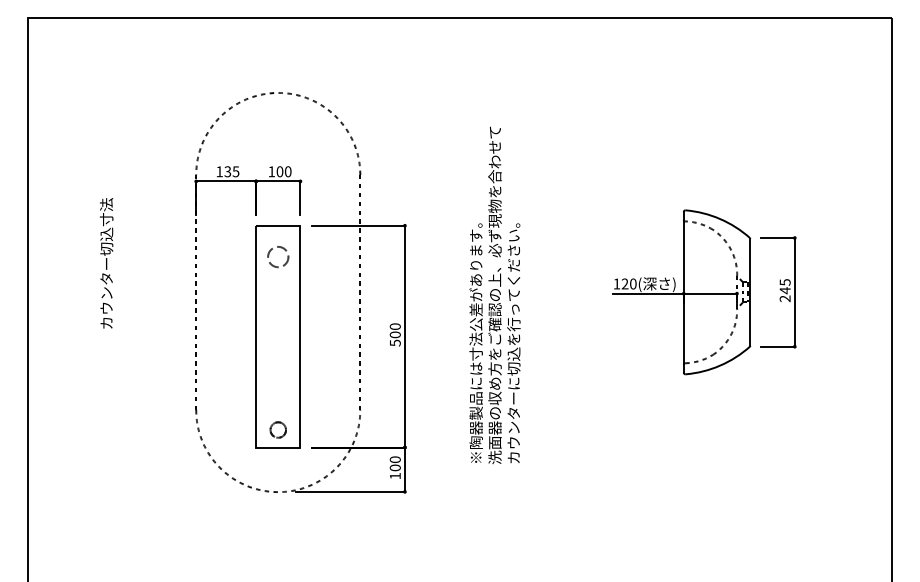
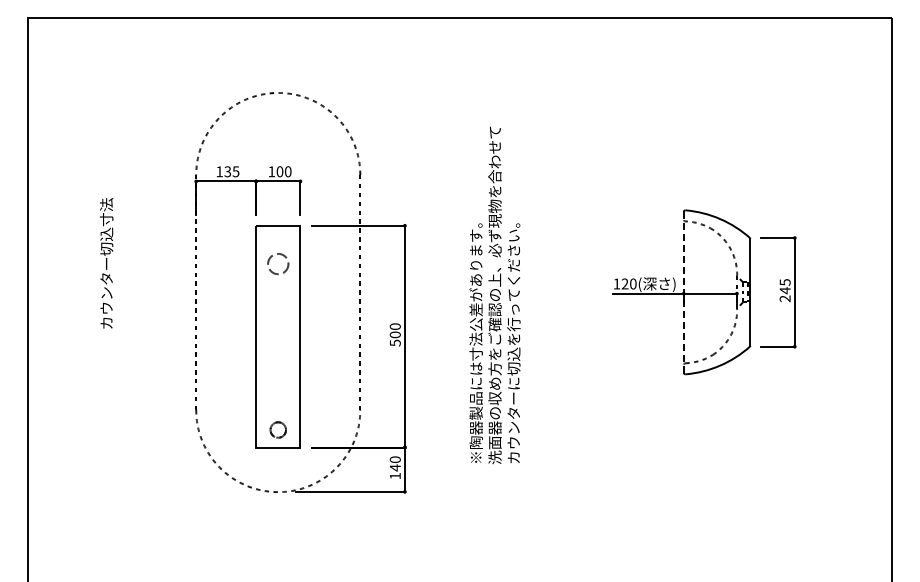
circle position: (278, 257) -> (278, 264) (278, 264)
line: solid -> dashed (683, 292)
text: 100 -> 140 (394, 467)
